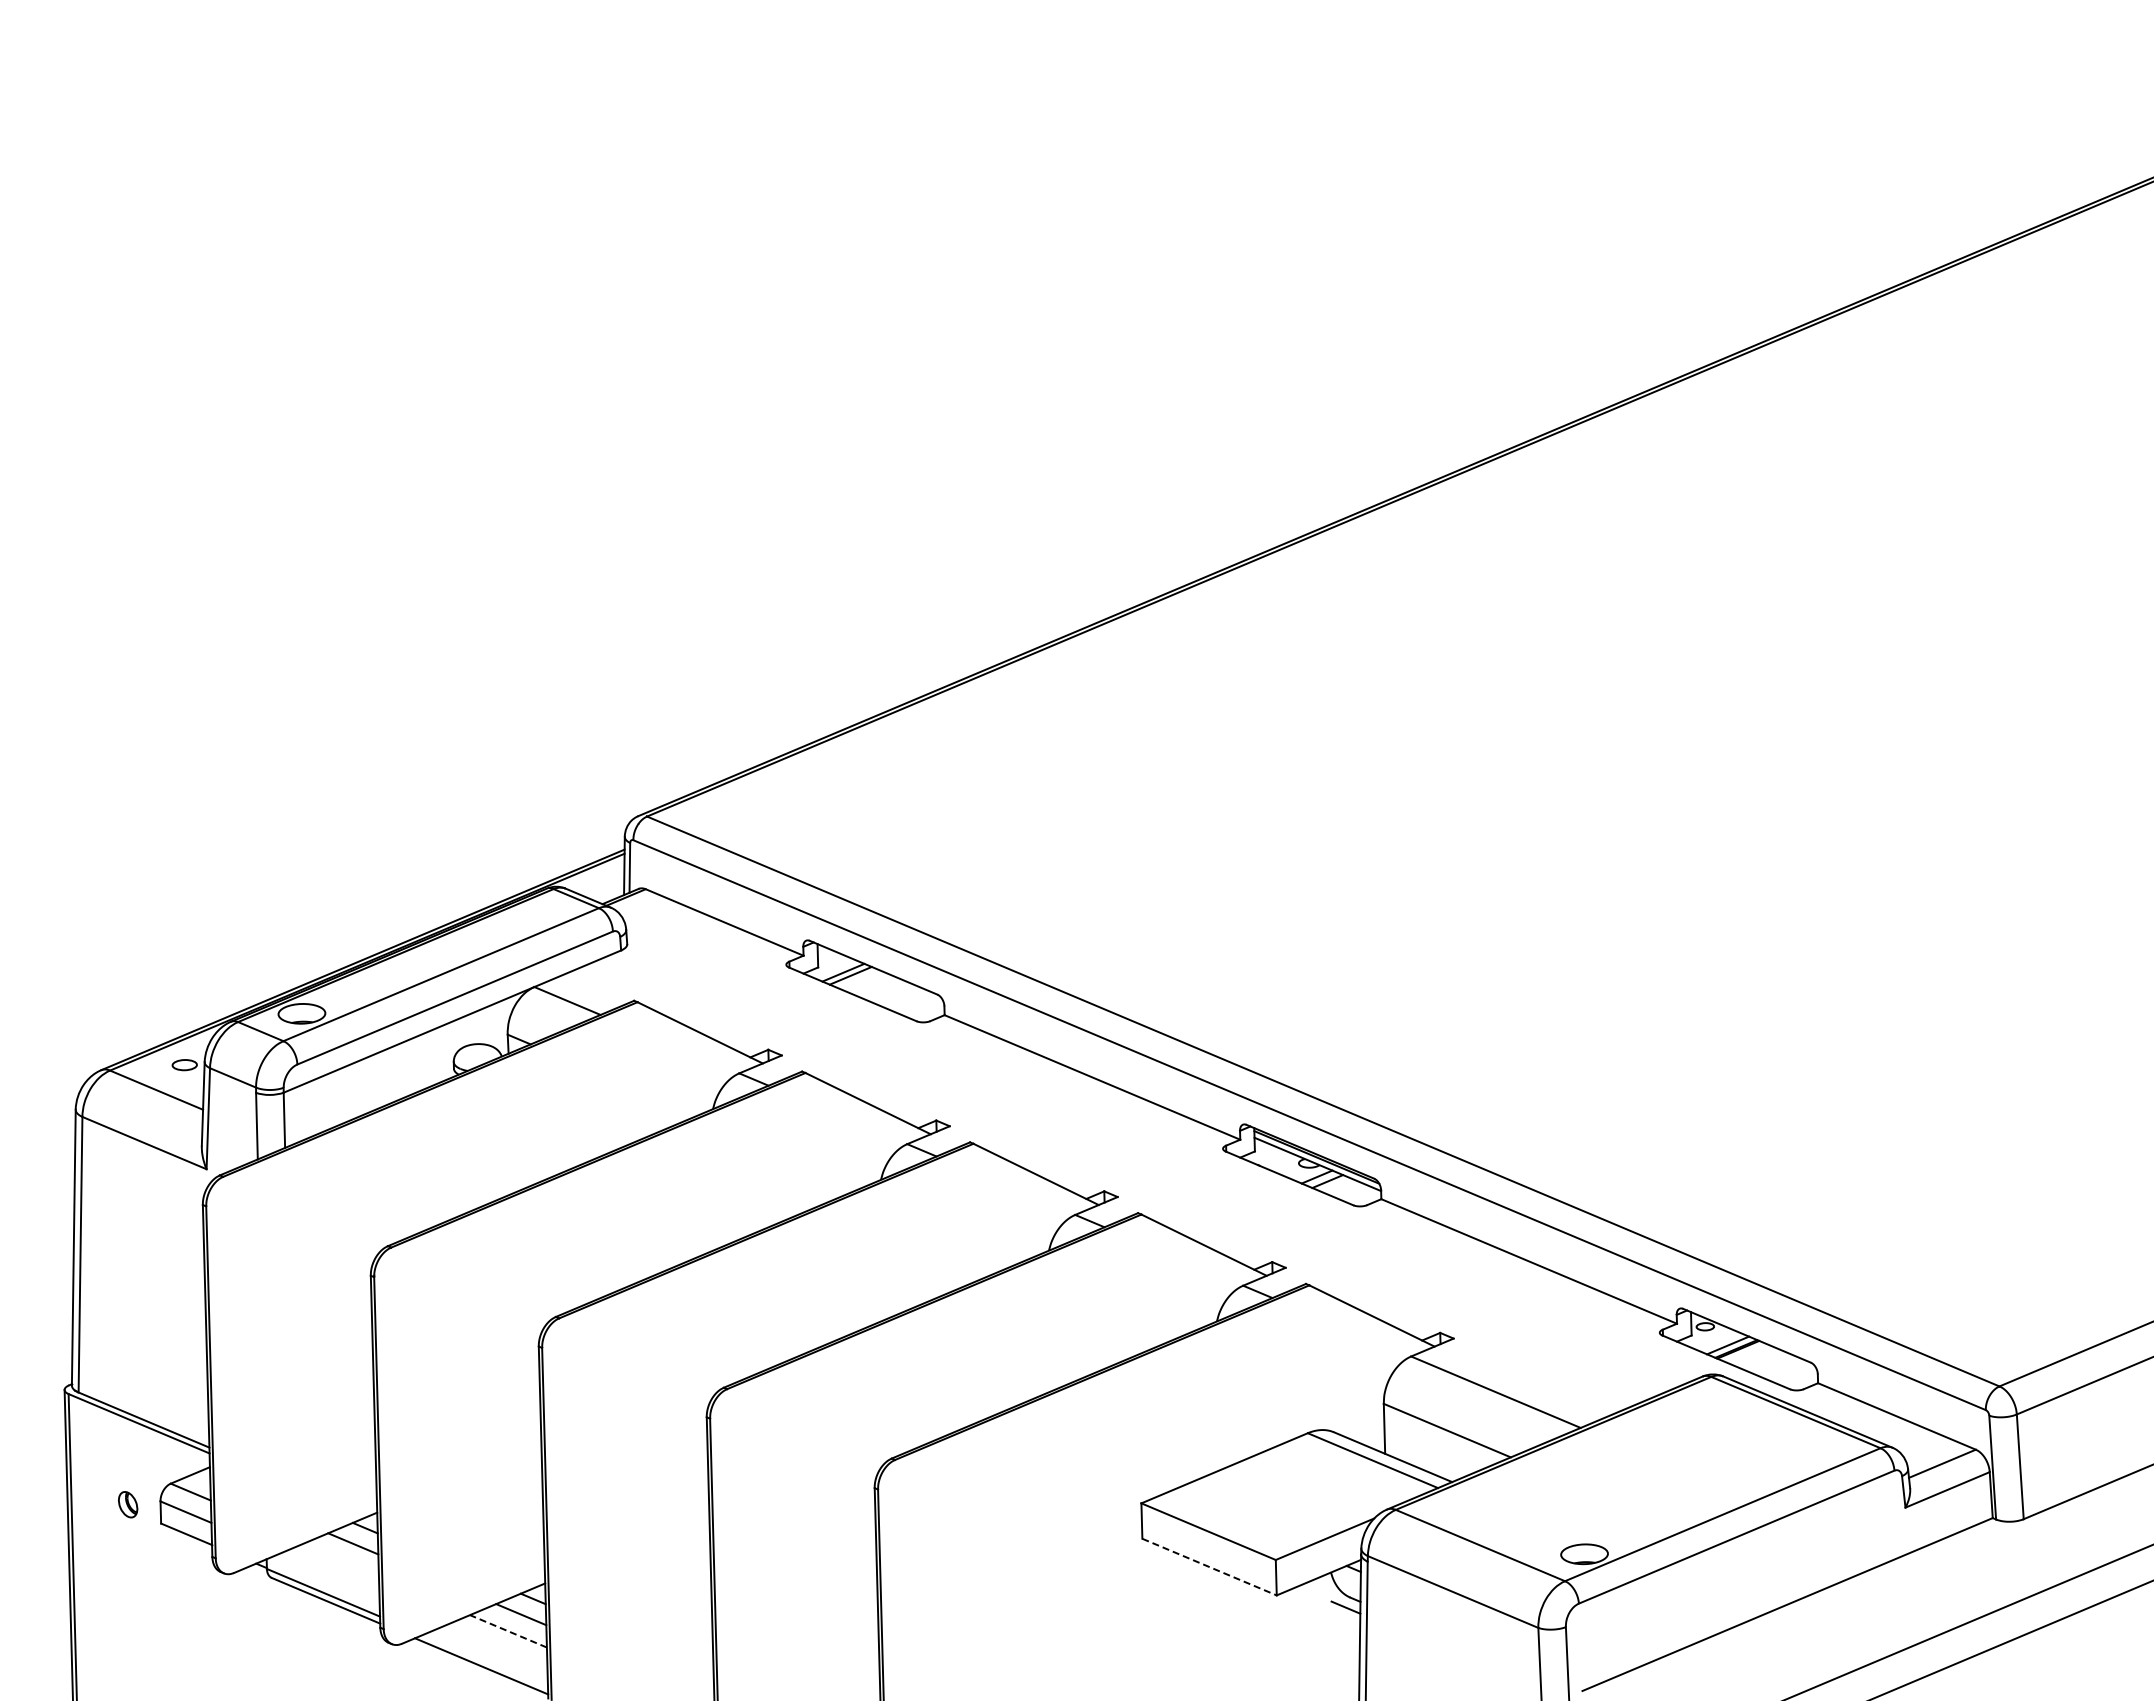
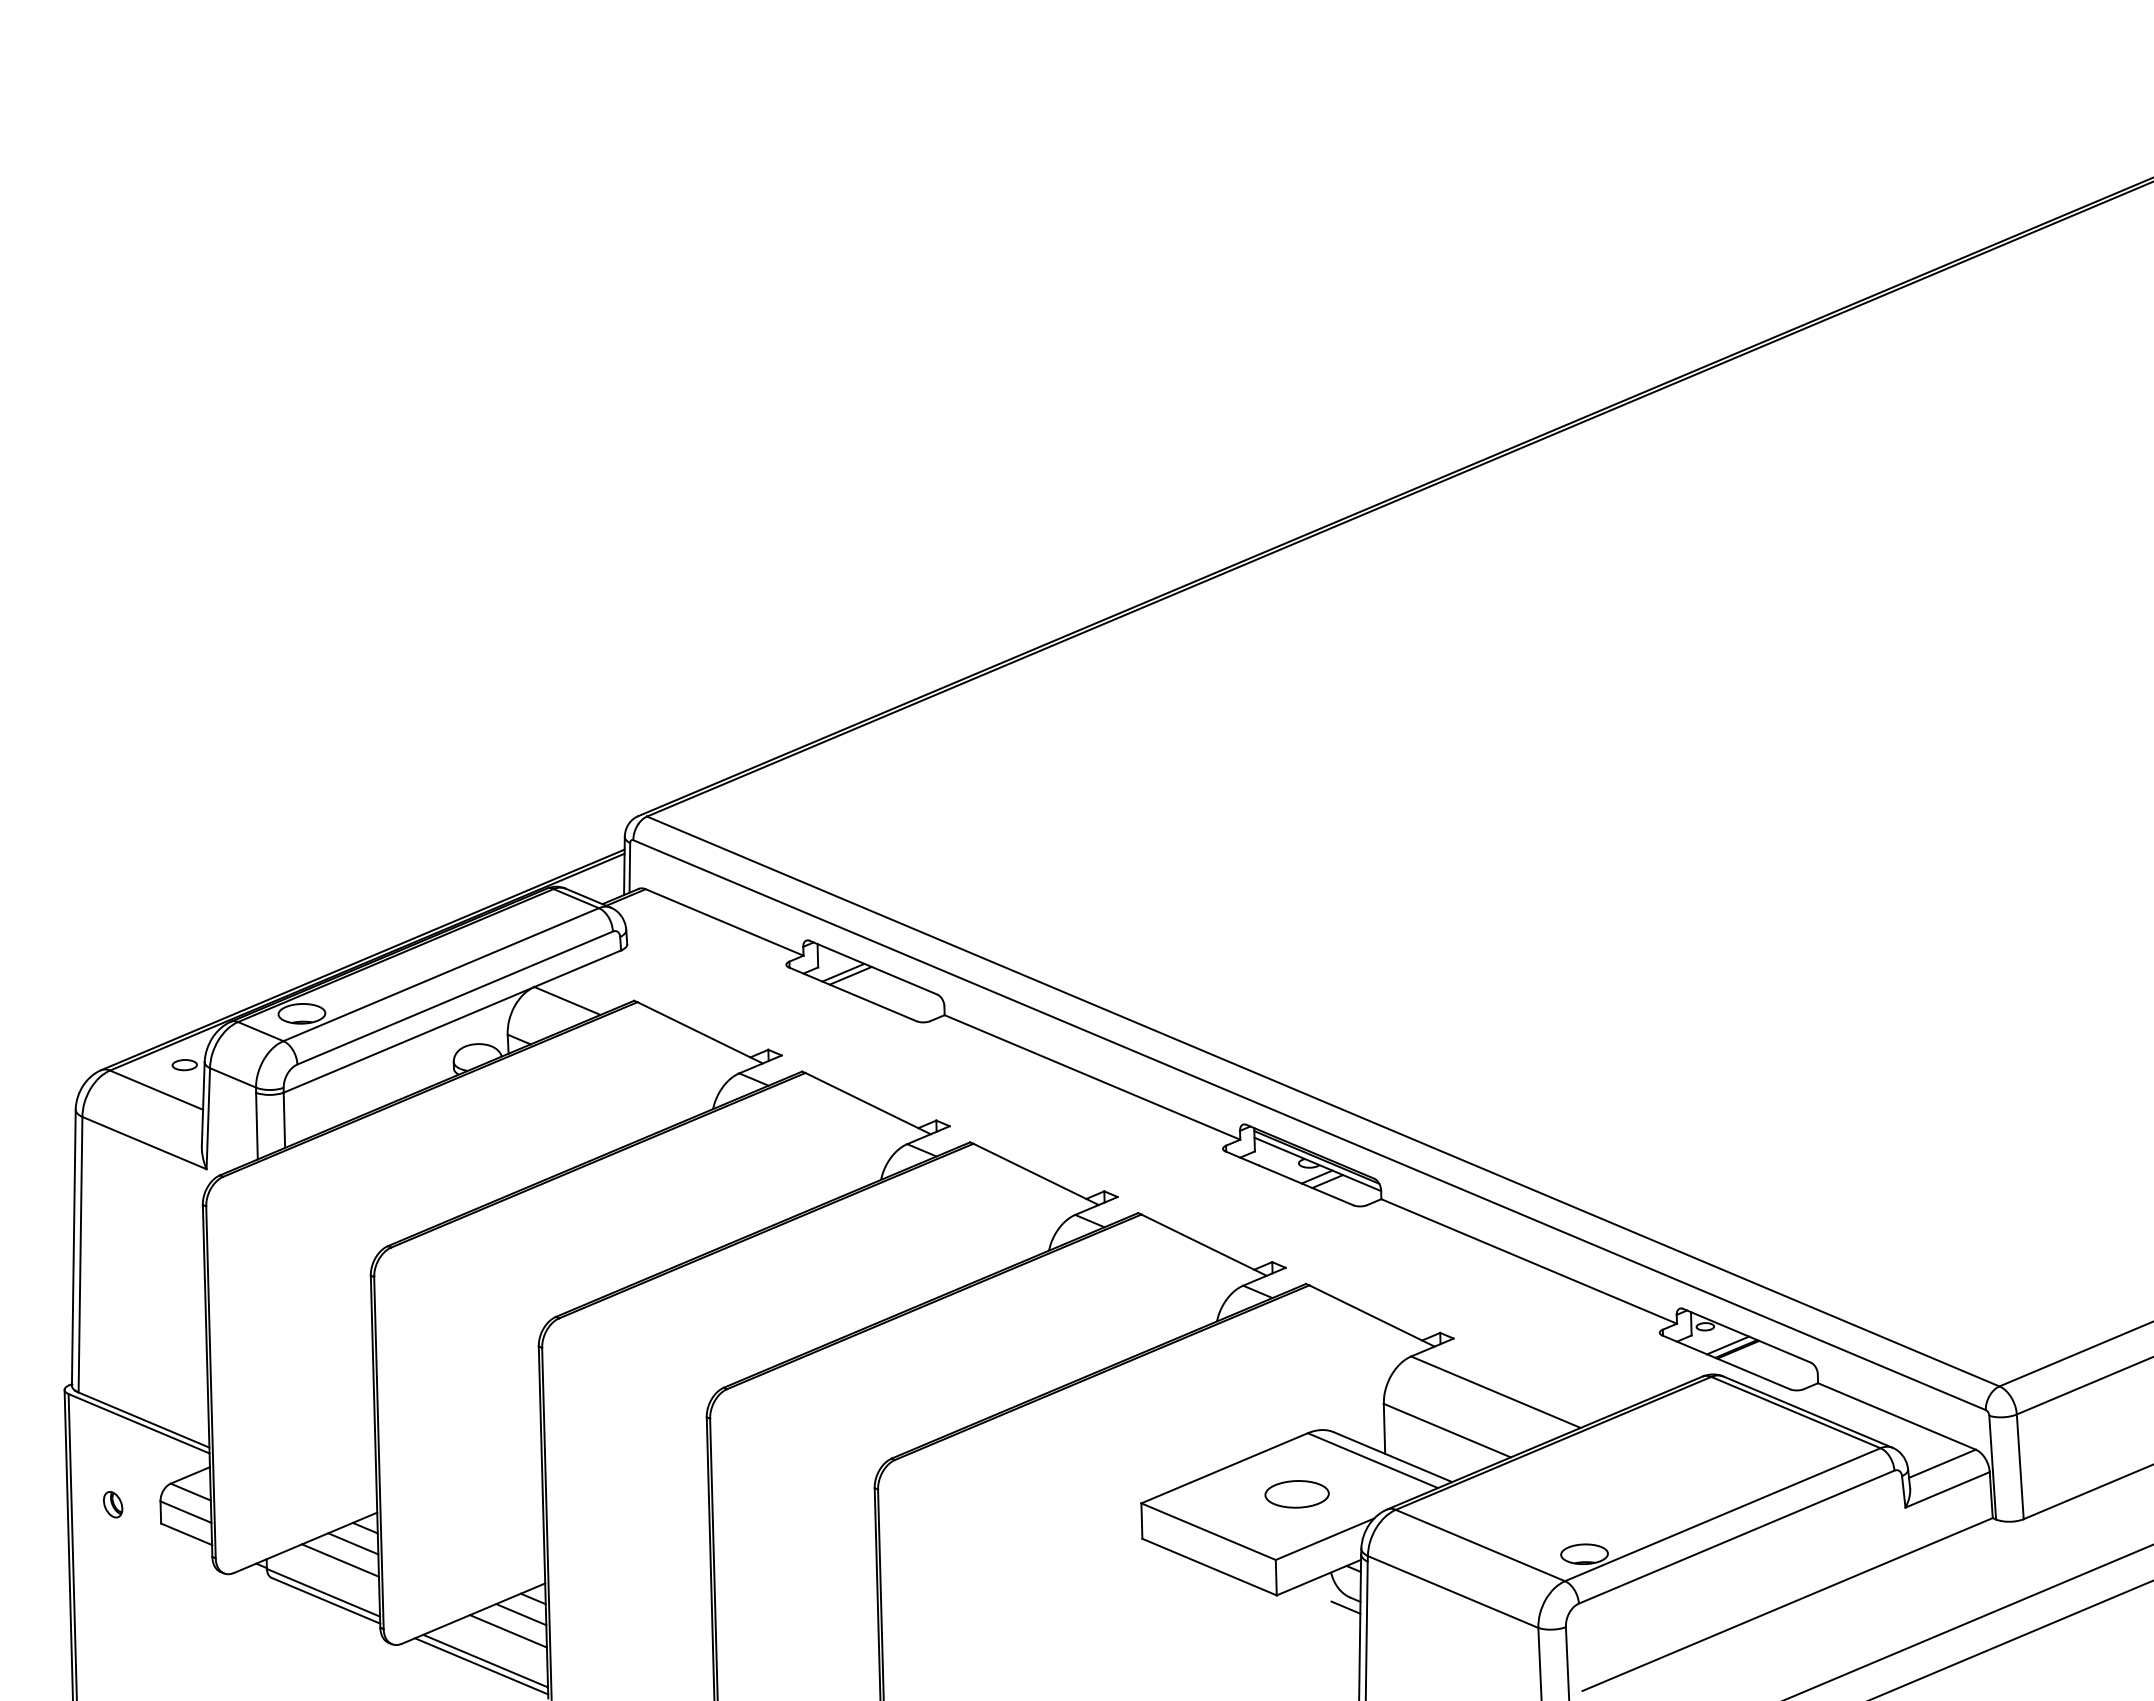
part: none -> present (1296, 1494)
part position: (128, 1504) -> (113, 1504) (113, 1504)
line: none -> present (340, 1560)
line: dashed -> solid (1209, 1567)
line: dashed -> solid (508, 1631)
line: none -> present (485, 1660)
